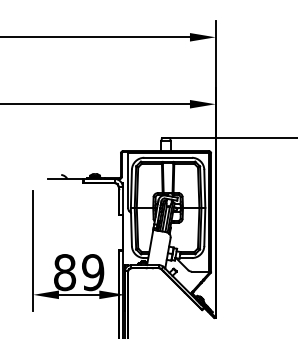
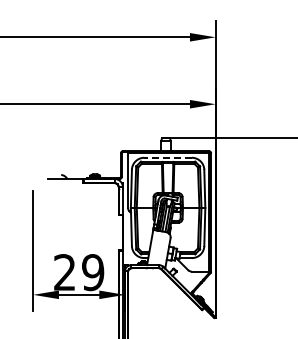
line: solid -> dashed (168, 157)
text: 89 -> 29 (65, 272)
